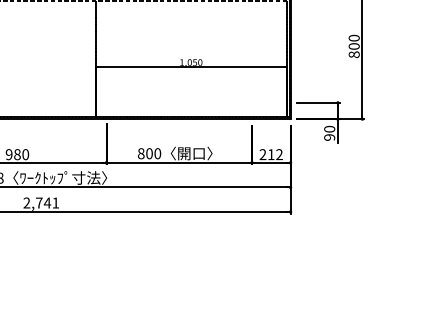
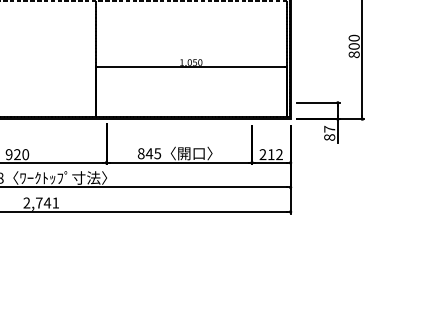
text: 90 -> 87 (329, 132)
text: 800 -> 845 (153, 153)
text: 980 -> 920 (17, 154)
